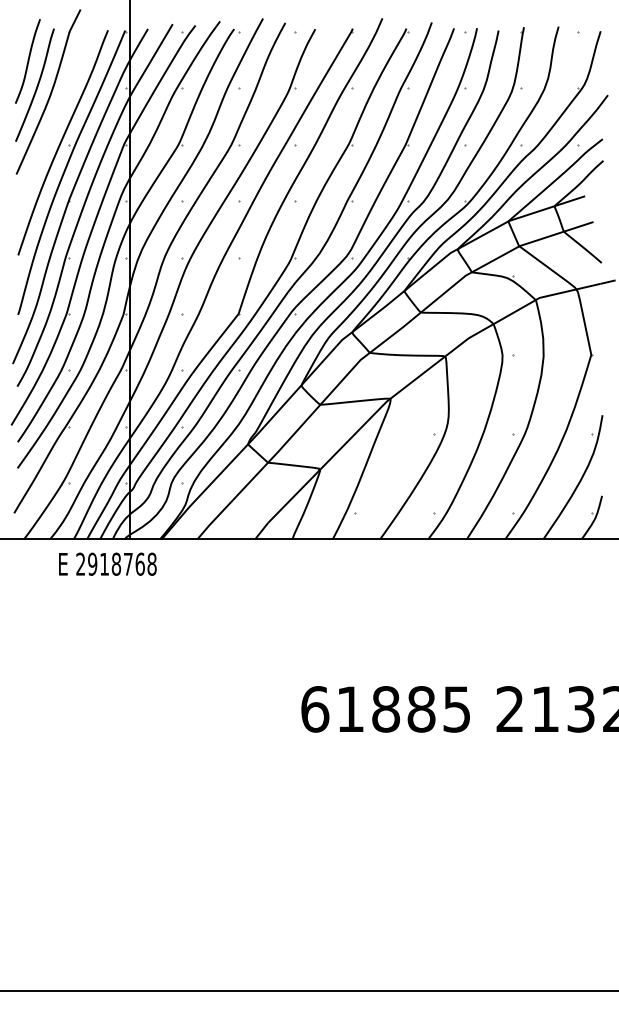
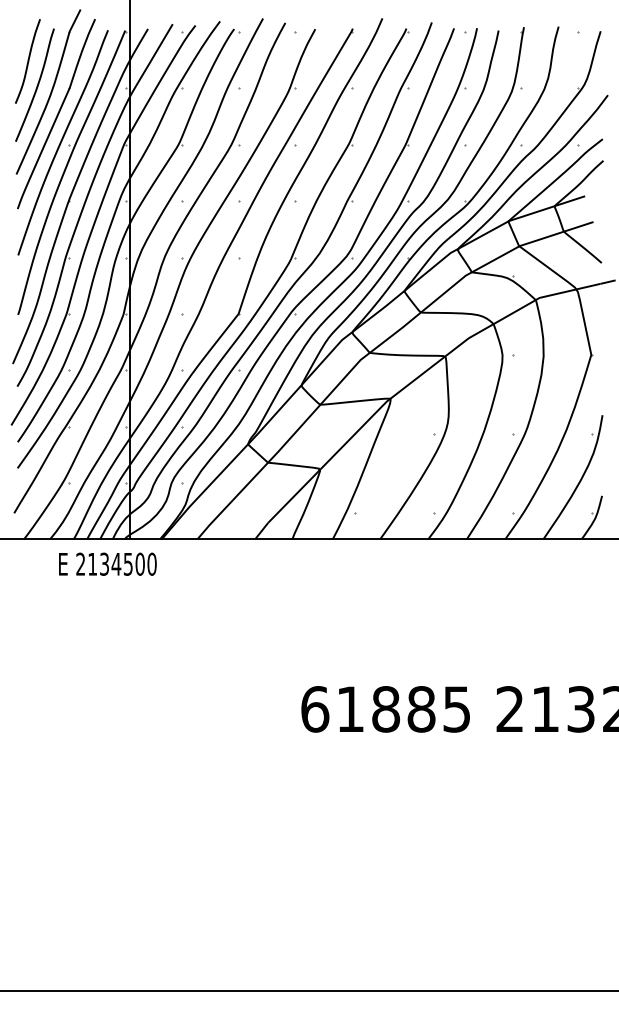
part: none -> present (56, 114)
text: 2918768 -> 2134500 (122, 563)
